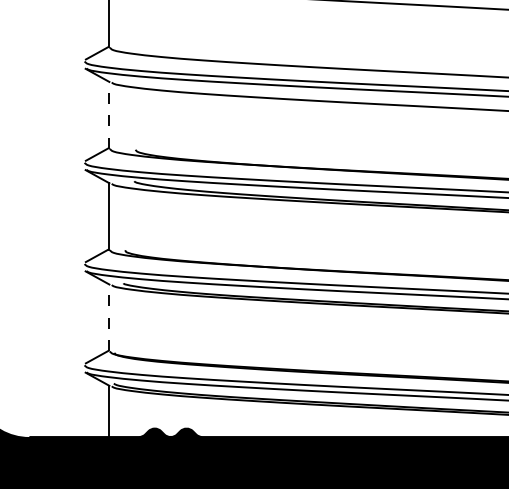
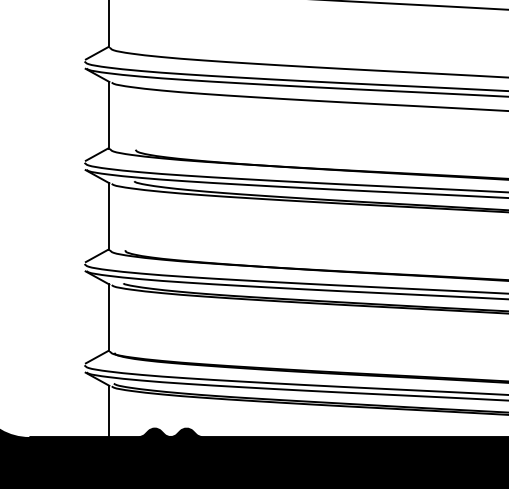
line: dashed -> solid (109, 115)
line: dashed -> solid (109, 317)
